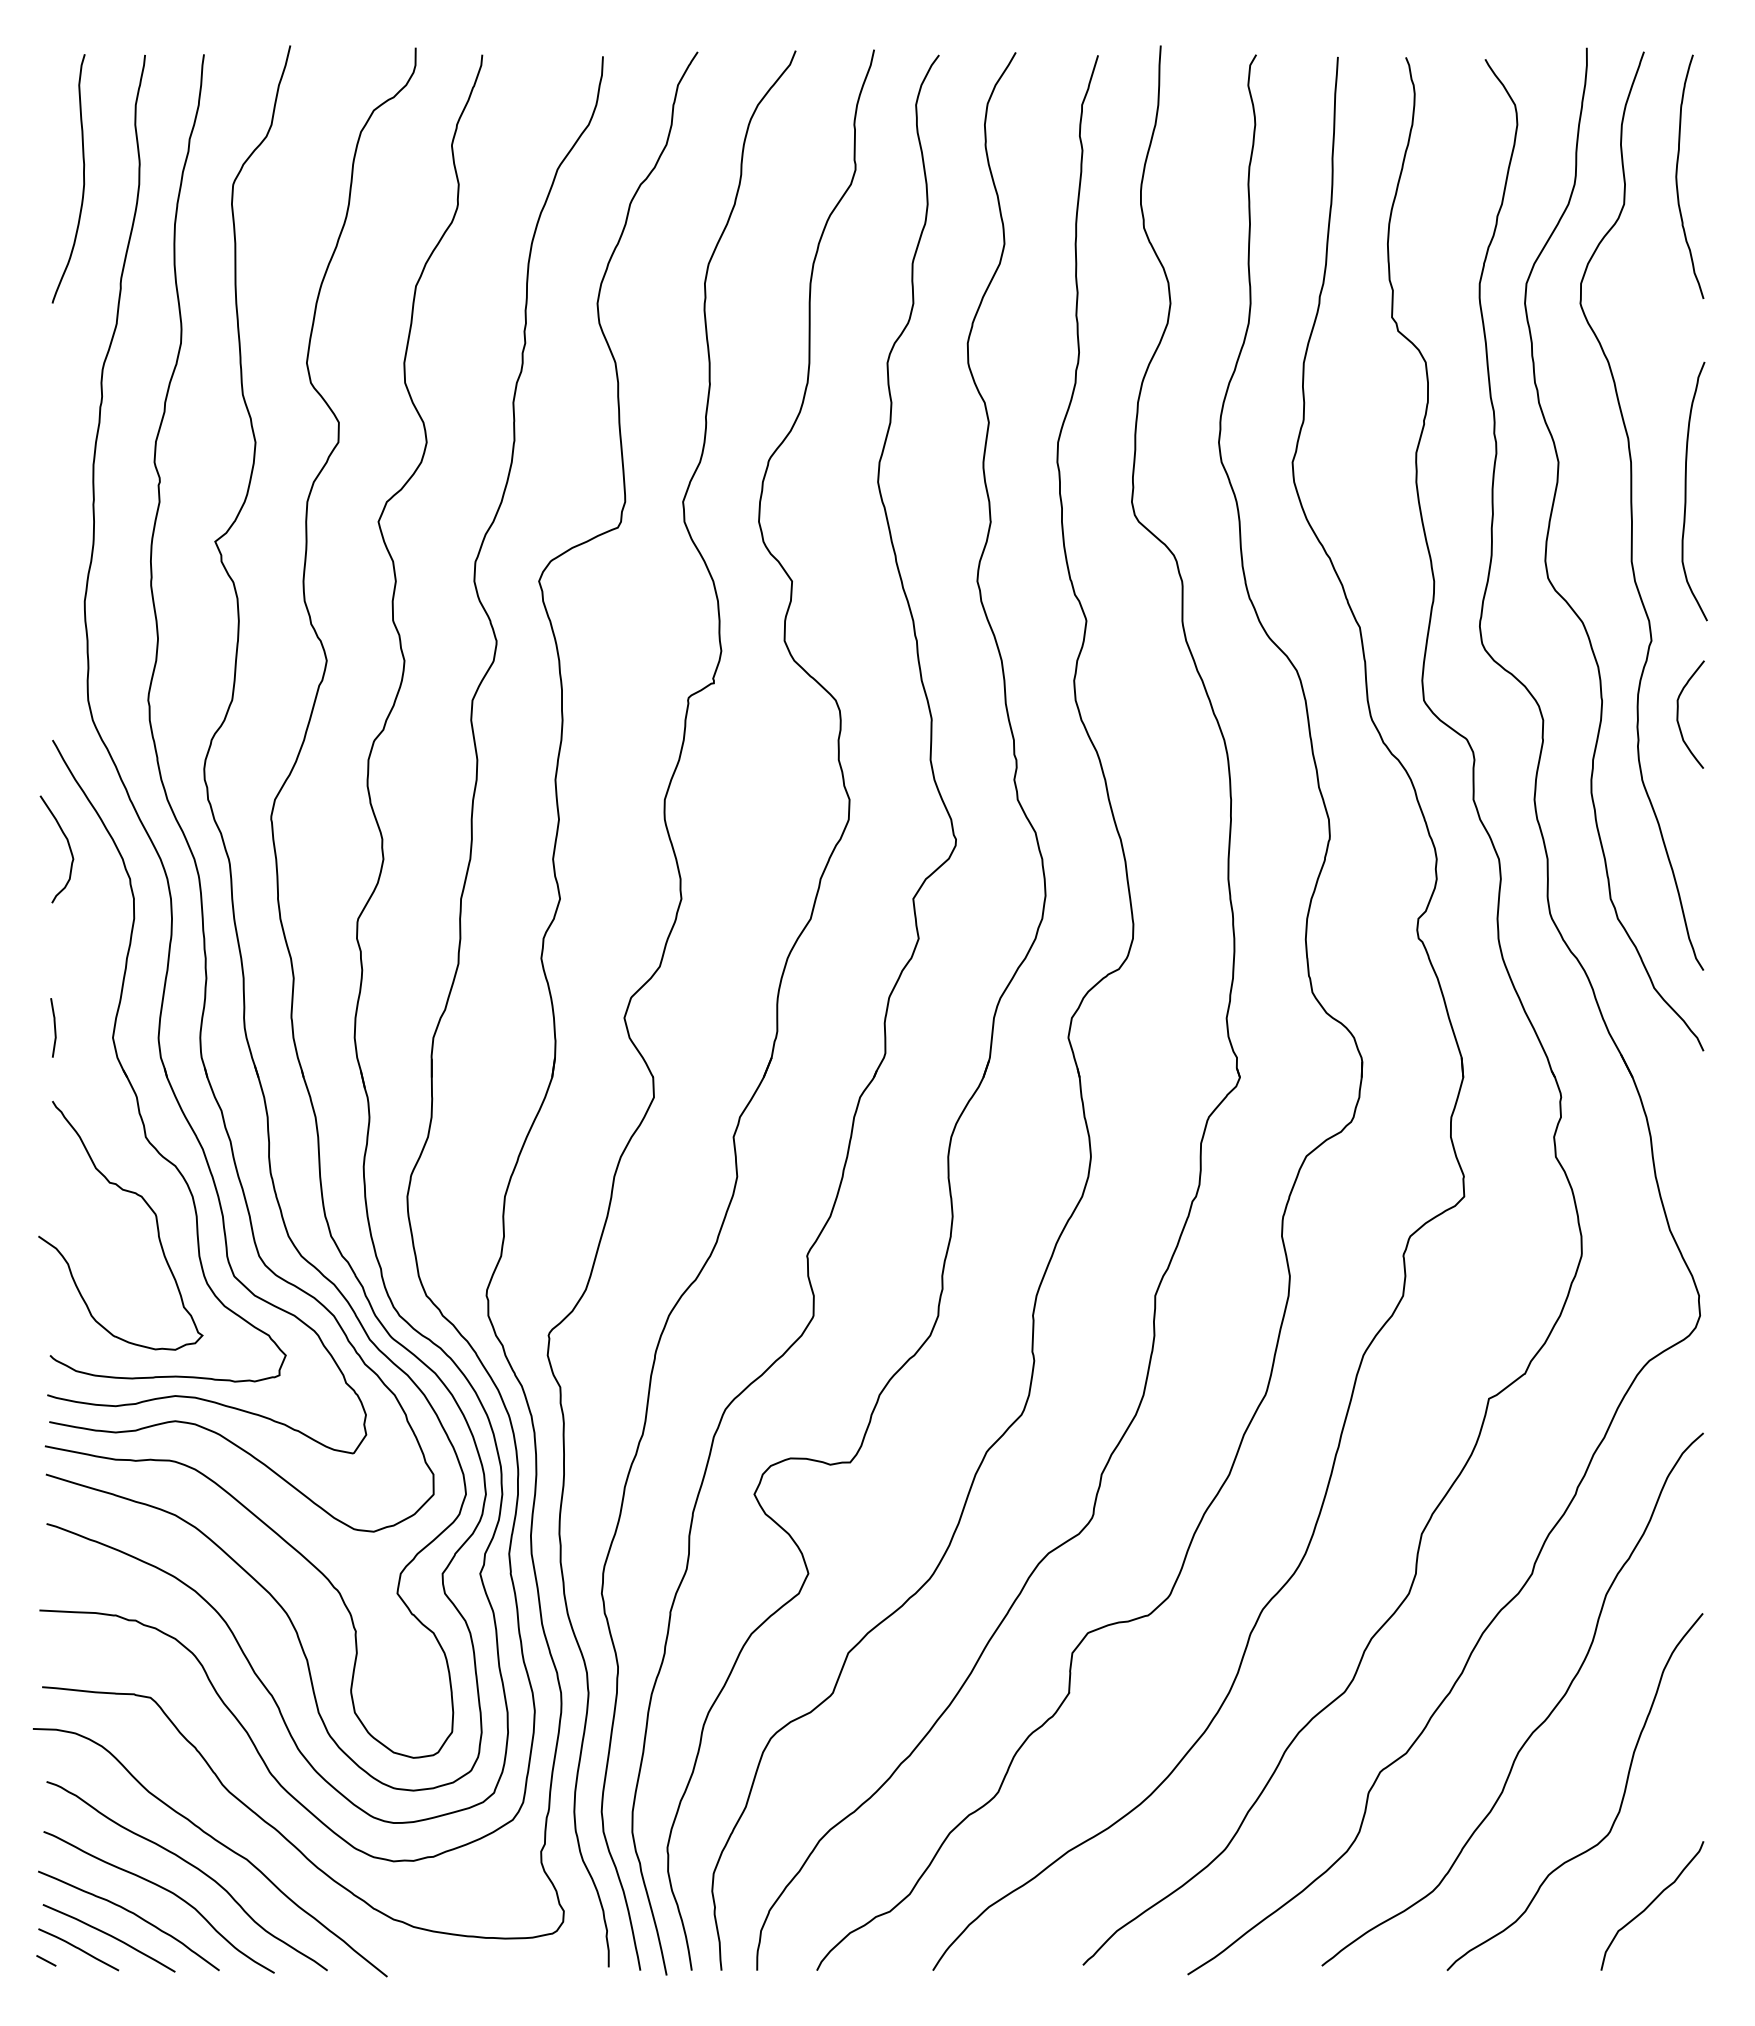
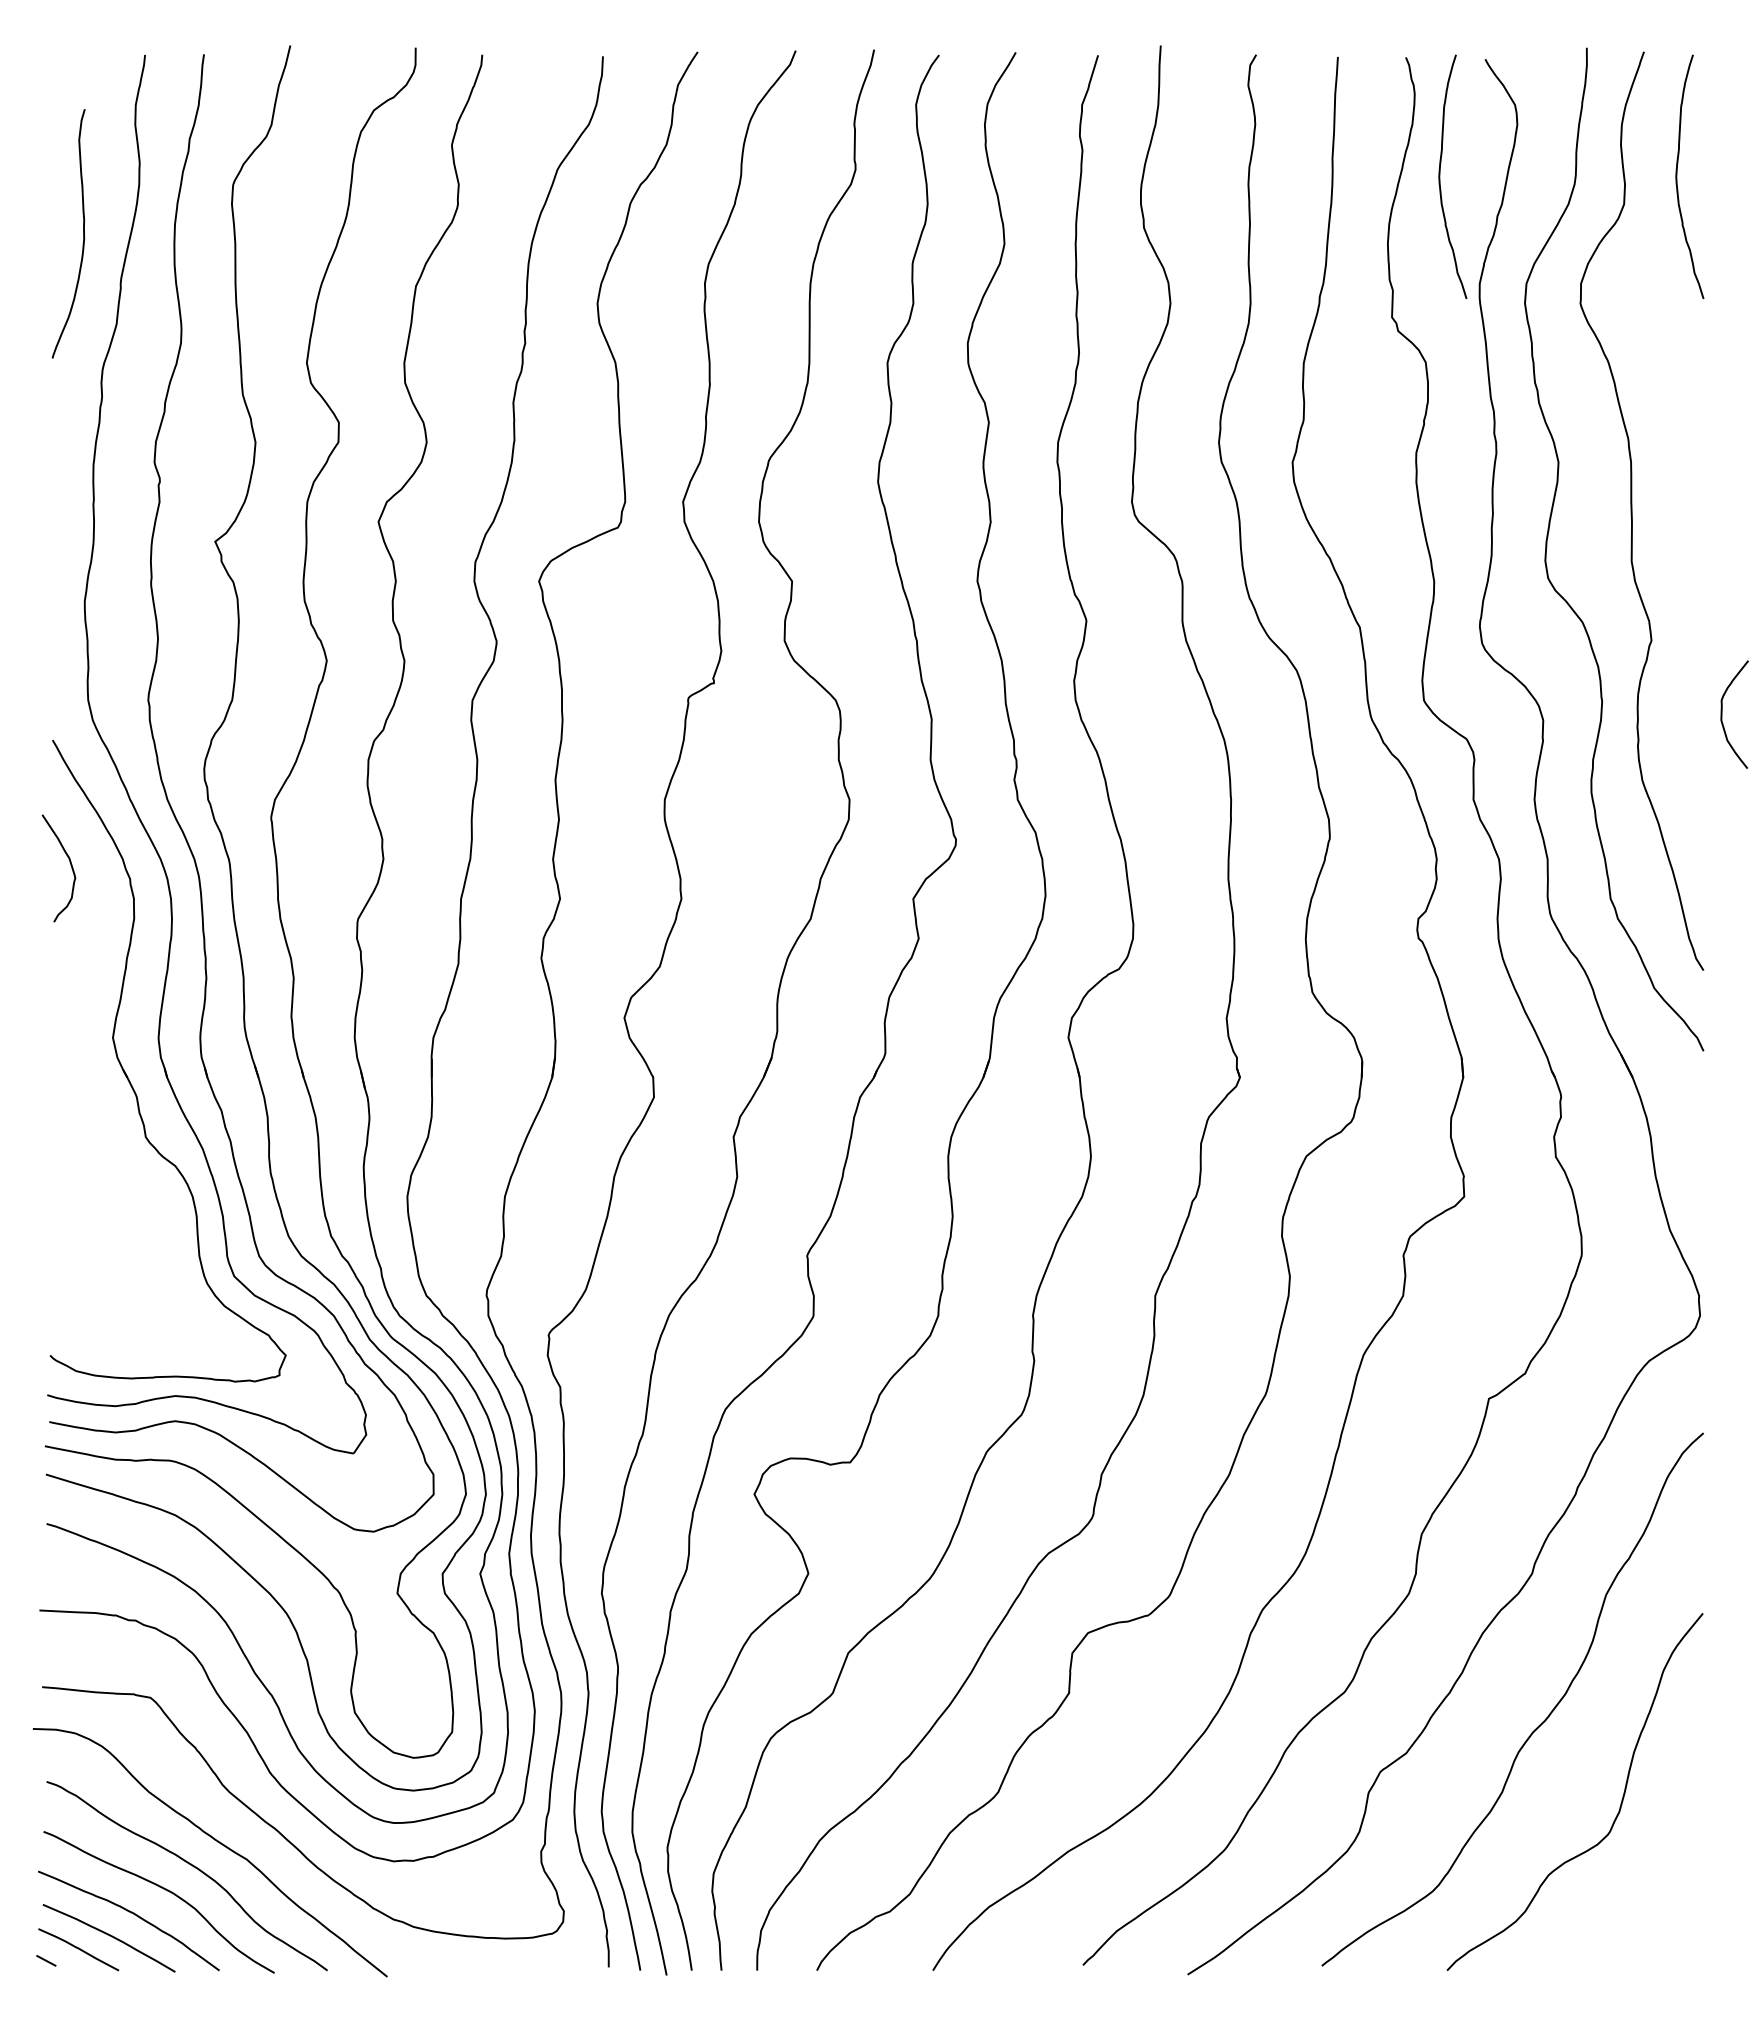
curve: none -> present (1440, 176)
curve position: (83, 178) -> (83, 233) (83, 233)
curve: present -> none (1686, 491)
curve position: (1678, 714) -> (1722, 714) (1722, 714)
curve position: (68, 846) -> (70, 865) (70, 865)
curve: present -> none (54, 1027)
curve: present -> none (145, 1203)
curve: present -> none (1651, 1904)
